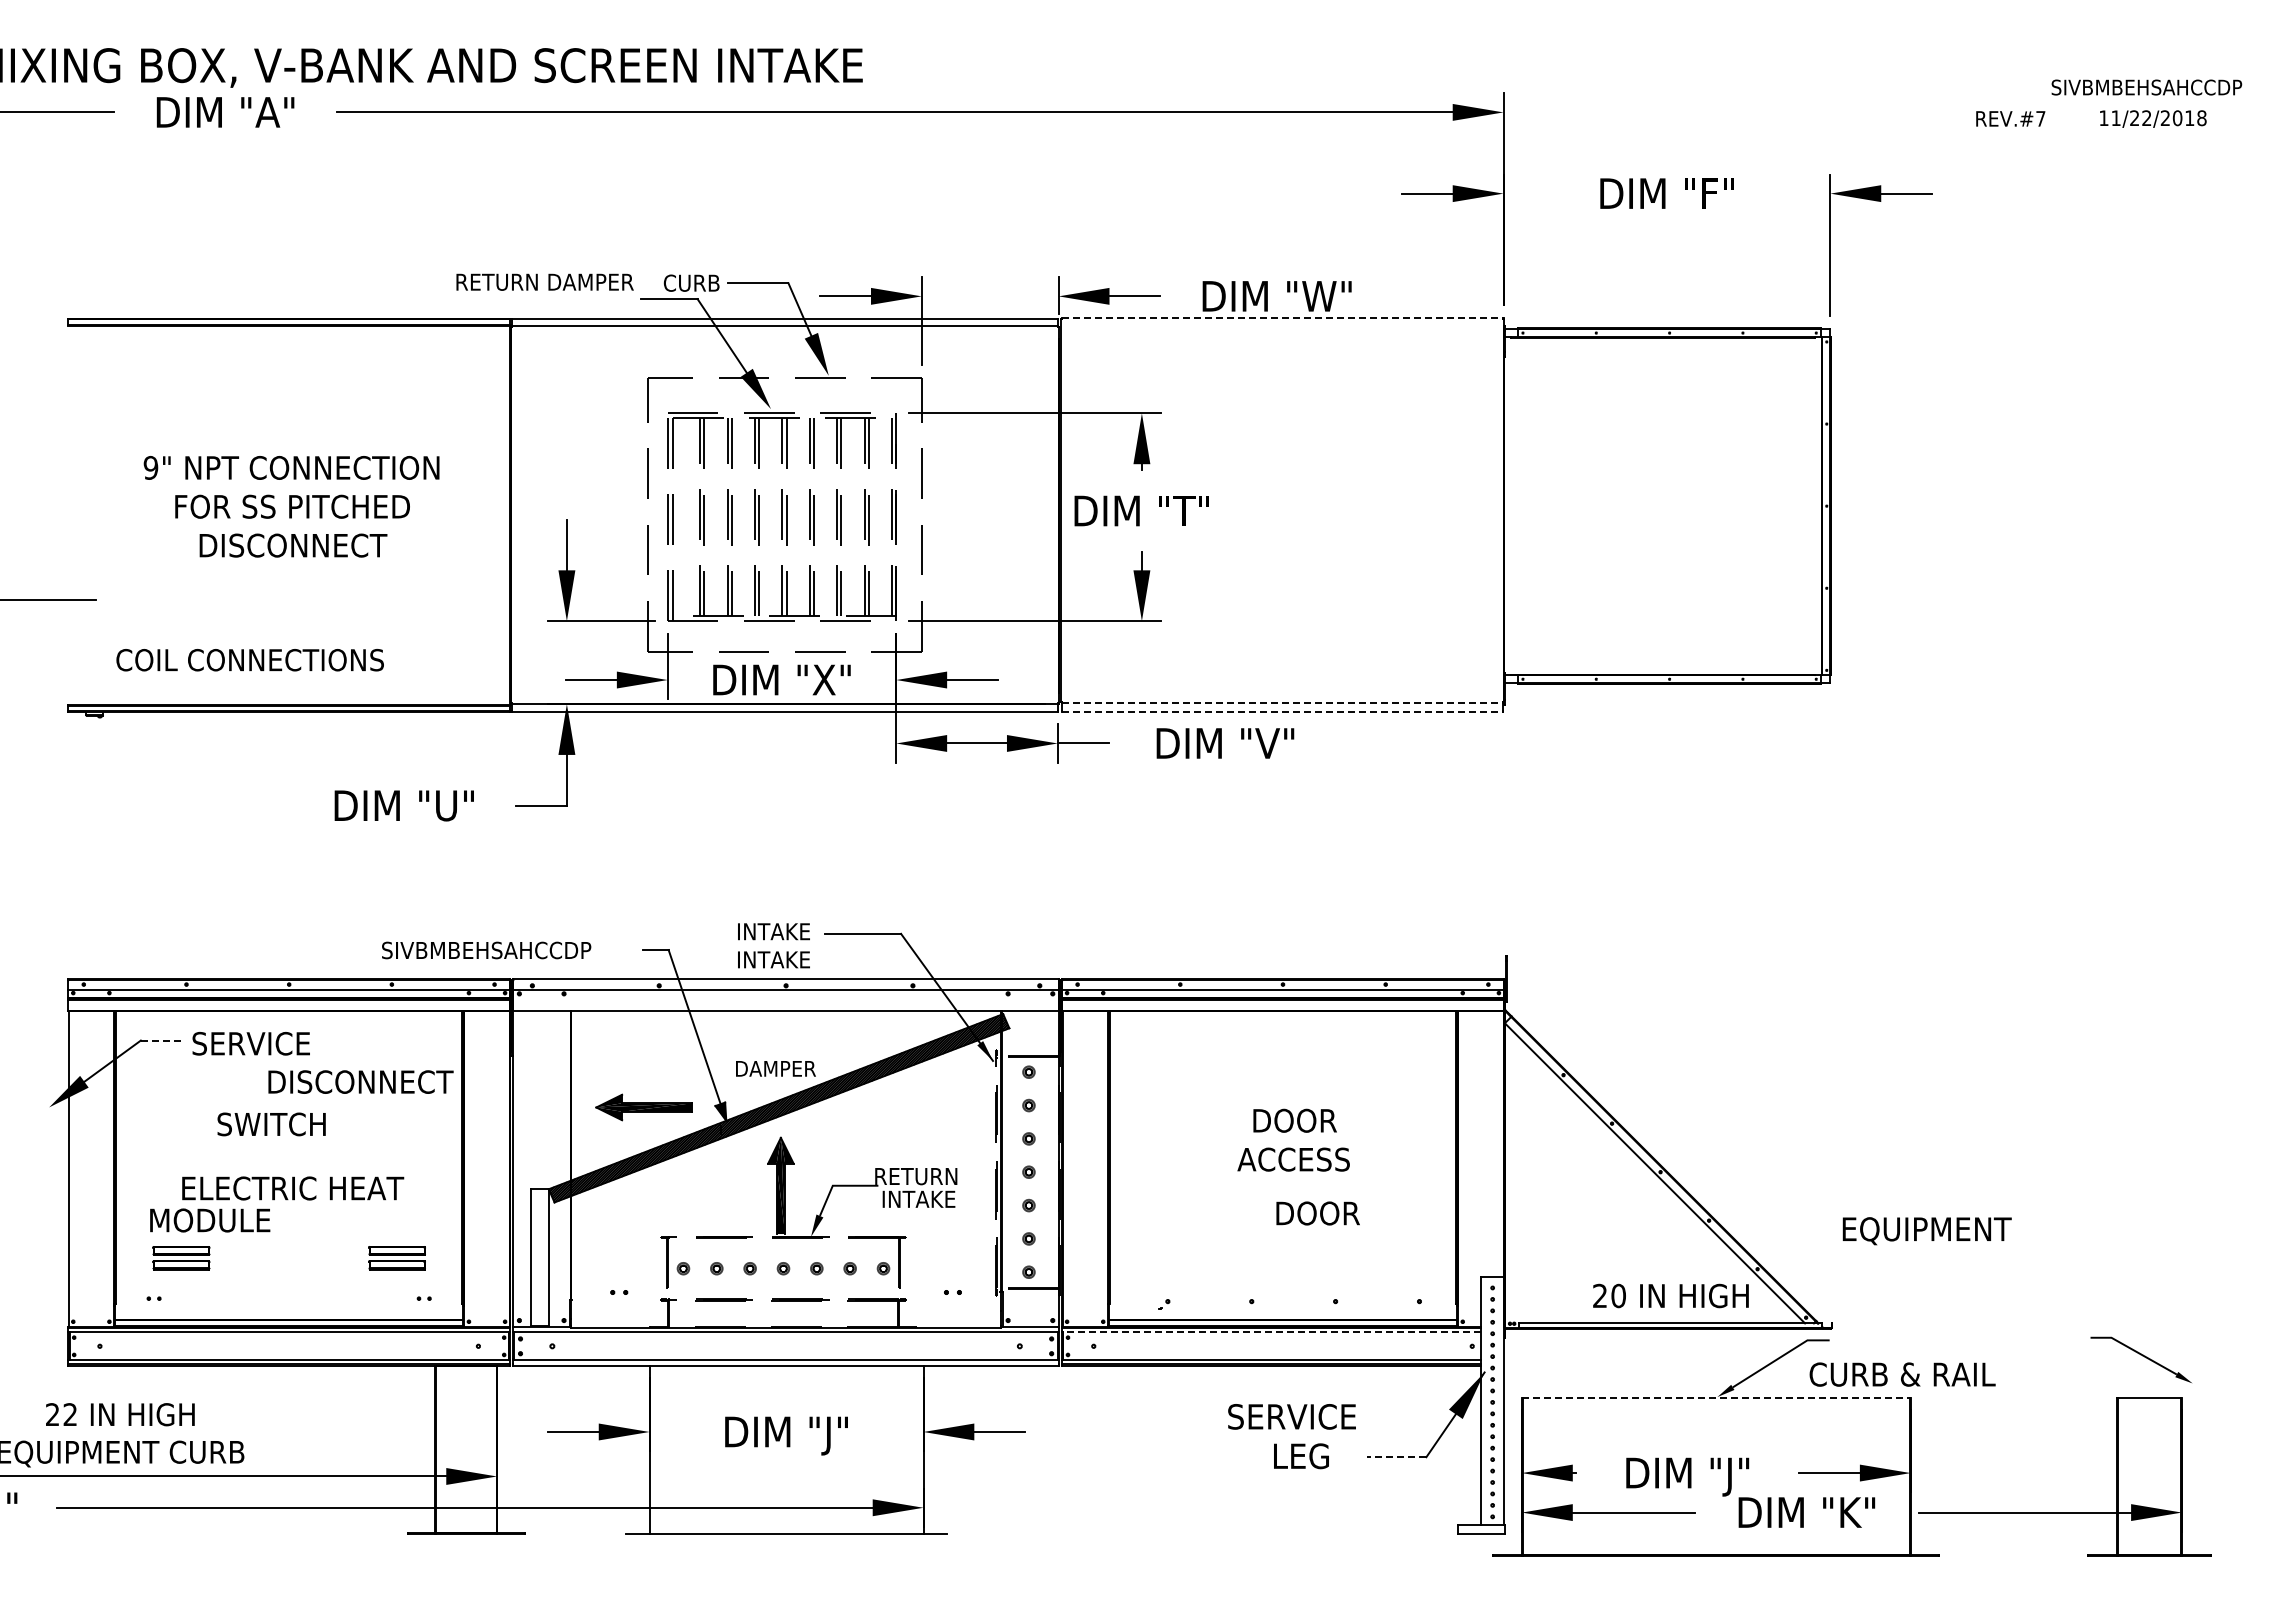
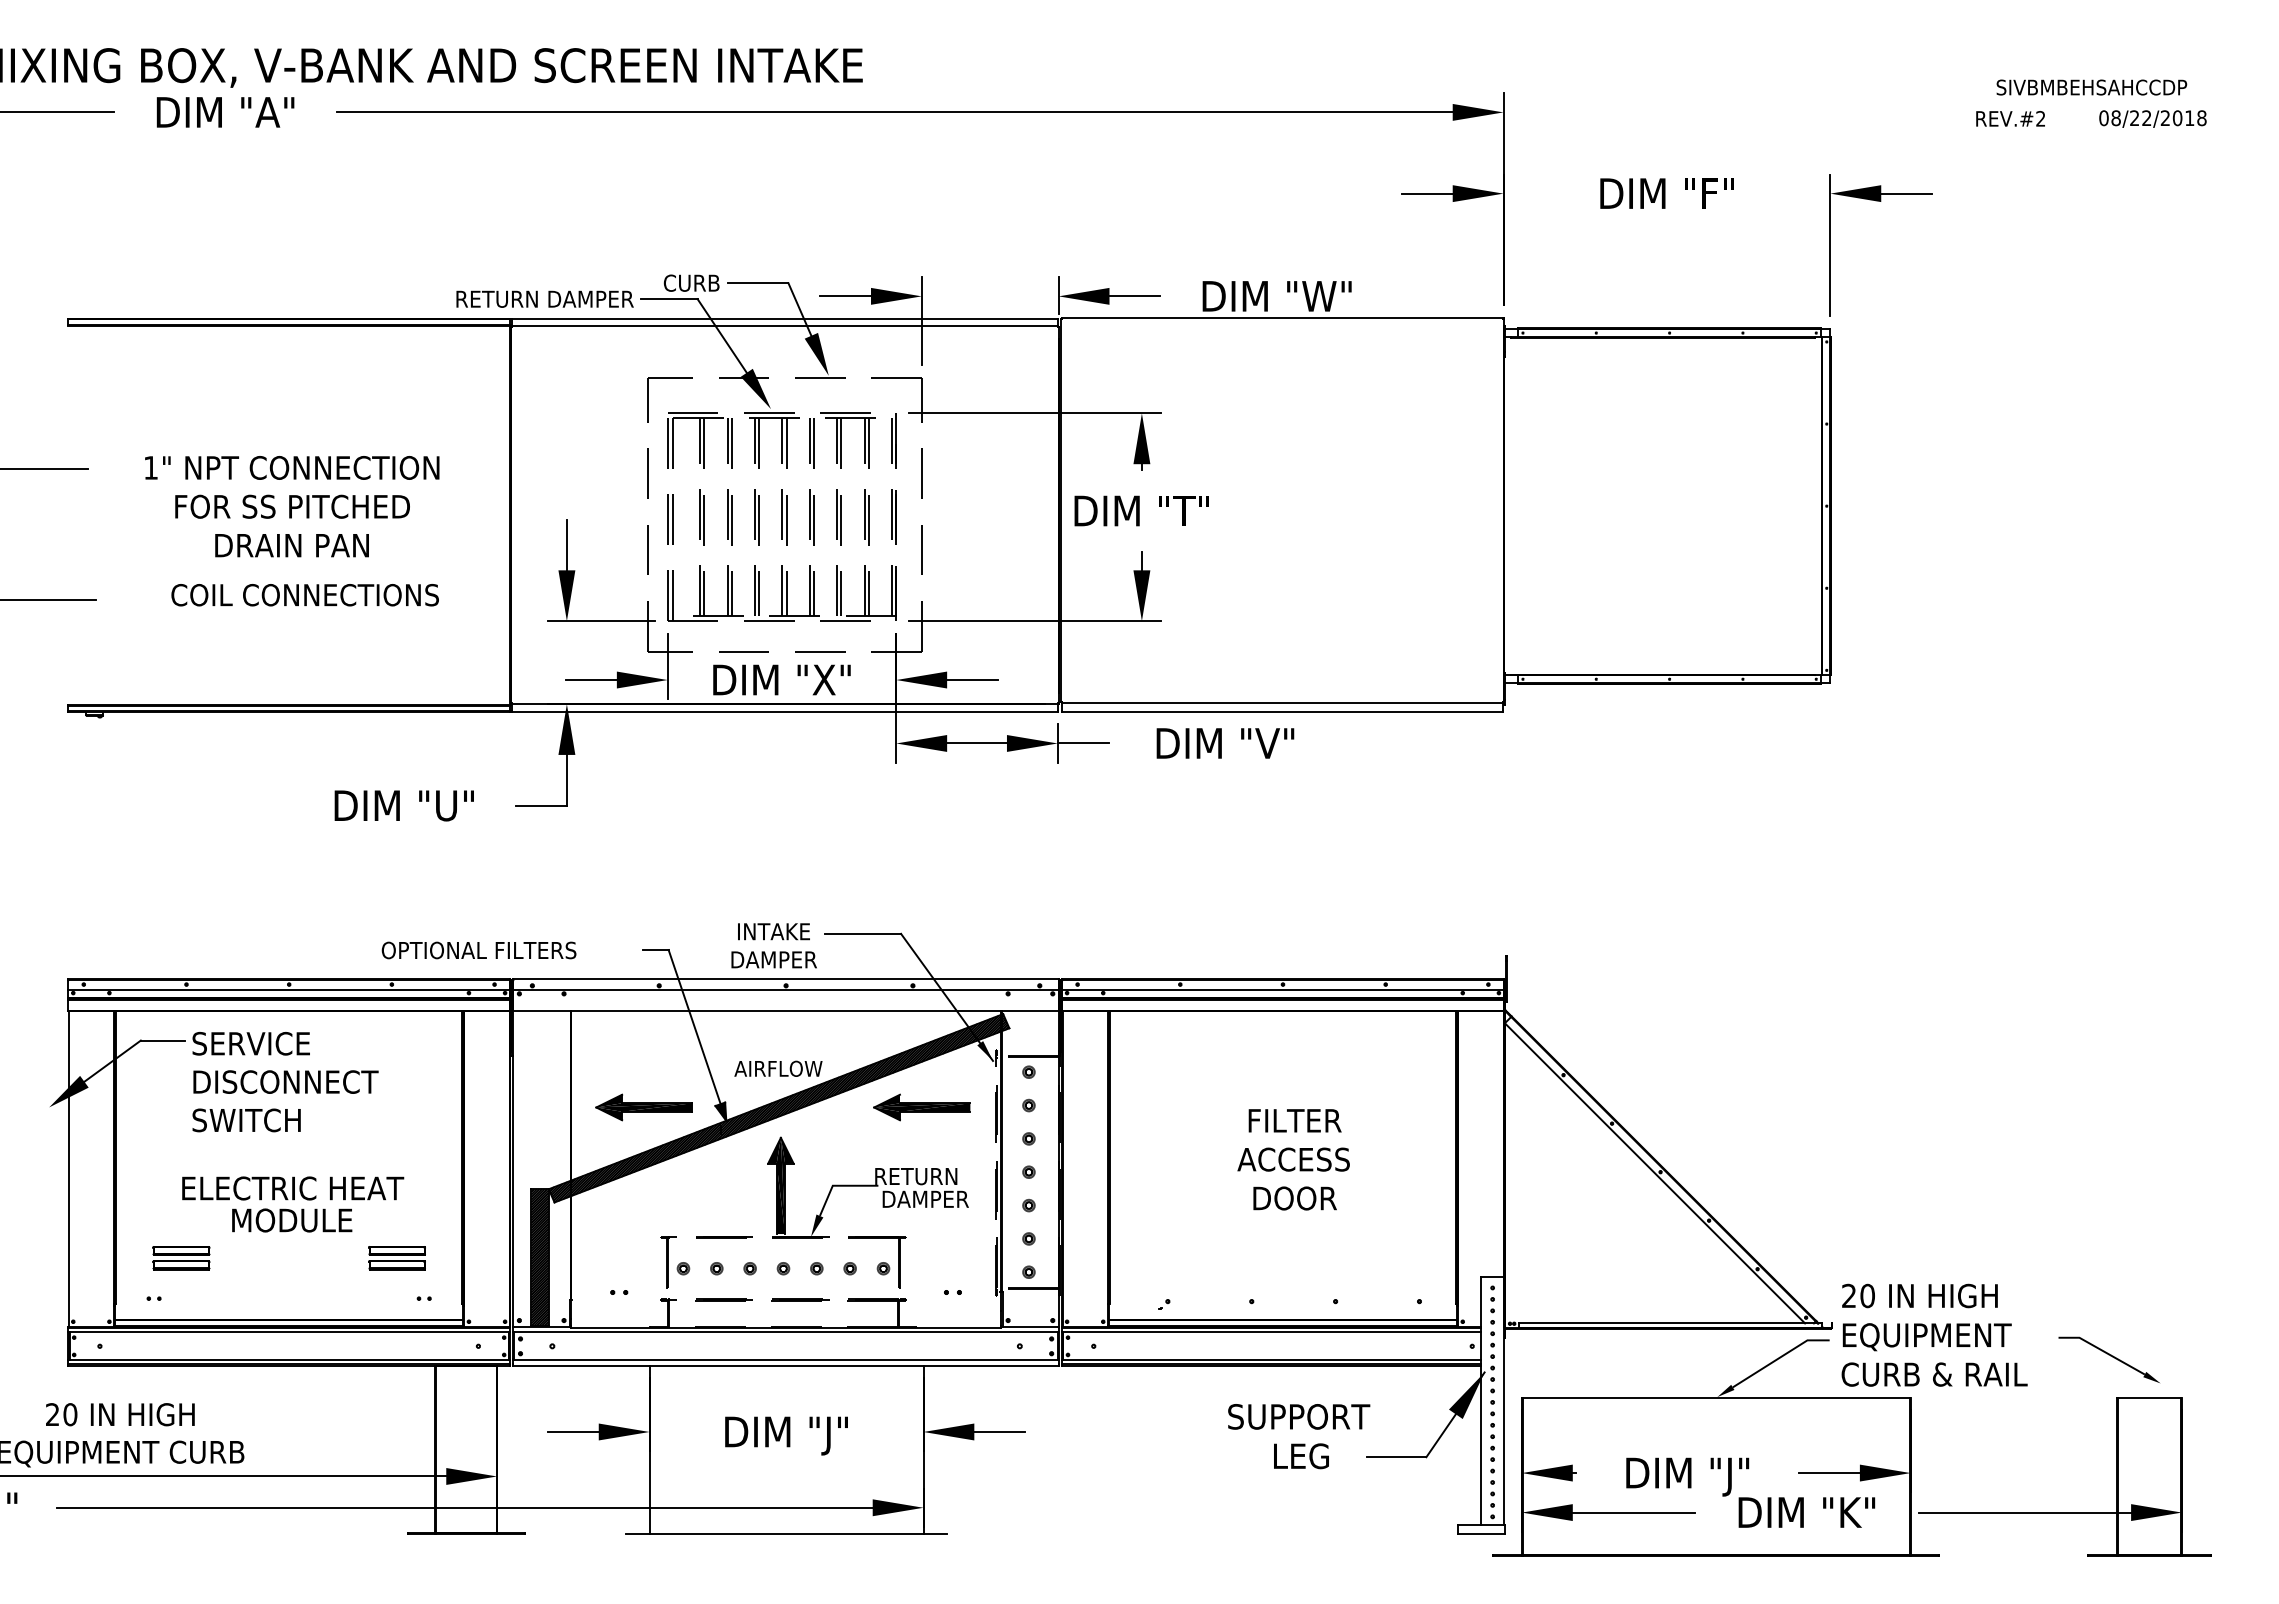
text position: (2146, 87) -> (2091, 87) (2091, 87)
text: REV.#7 -> REV.#2 (2040, 118)
text: 11/22/2018 -> 08/22/2018 (2109, 118)
text position: (544, 281) -> (544, 298) (544, 298)
line: dashed -> solid (1282, 318)
text: 9" -> 1" (150, 467)
line: none -> present (45, 468)
text: DISCONNECT -> DRAIN PAN (293, 545)
text position: (249, 660) -> (304, 595) (304, 595)
line: dashed -> solid (1282, 702)
line: dashed -> solid (1282, 711)
text: SIVBMBEHSAHCCDP -> OPTIONAL FILTERS (486, 950)
text: INTAKE -> DAMPER (773, 959)
line: dashed -> solid (162, 1040)
text: DAMPER -> AIRFLOW (778, 1068)
text position: (360, 1081) -> (285, 1081) (285, 1081)
part: none -> present (921, 1107)
text: DOOR -> FILTER (1294, 1120)
text position: (271, 1124) -> (246, 1120) (246, 1120)
text: INTAKE -> DAMPER (926, 1198)
text position: (1317, 1213) -> (1294, 1198) (1294, 1198)
text position: (210, 1220) -> (292, 1220) (292, 1220)
text position: (1926, 1231) -> (1926, 1337) (1926, 1337)
hatch: none -> present (539, 1257)
text position: (1670, 1295) -> (1919, 1295) (1919, 1295)
line: dashed -> solid (1271, 1332)
part position: (2141, 1359) -> (2109, 1359) (2109, 1359)
text position: (1902, 1374) -> (1934, 1374) (1934, 1374)
line: dashed -> solid (1716, 1397)
text: 22 -> 20 (70, 1414)
text: SERVICE -> SUPPORT (1309, 1416)
line: dashed -> solid (1396, 1457)
